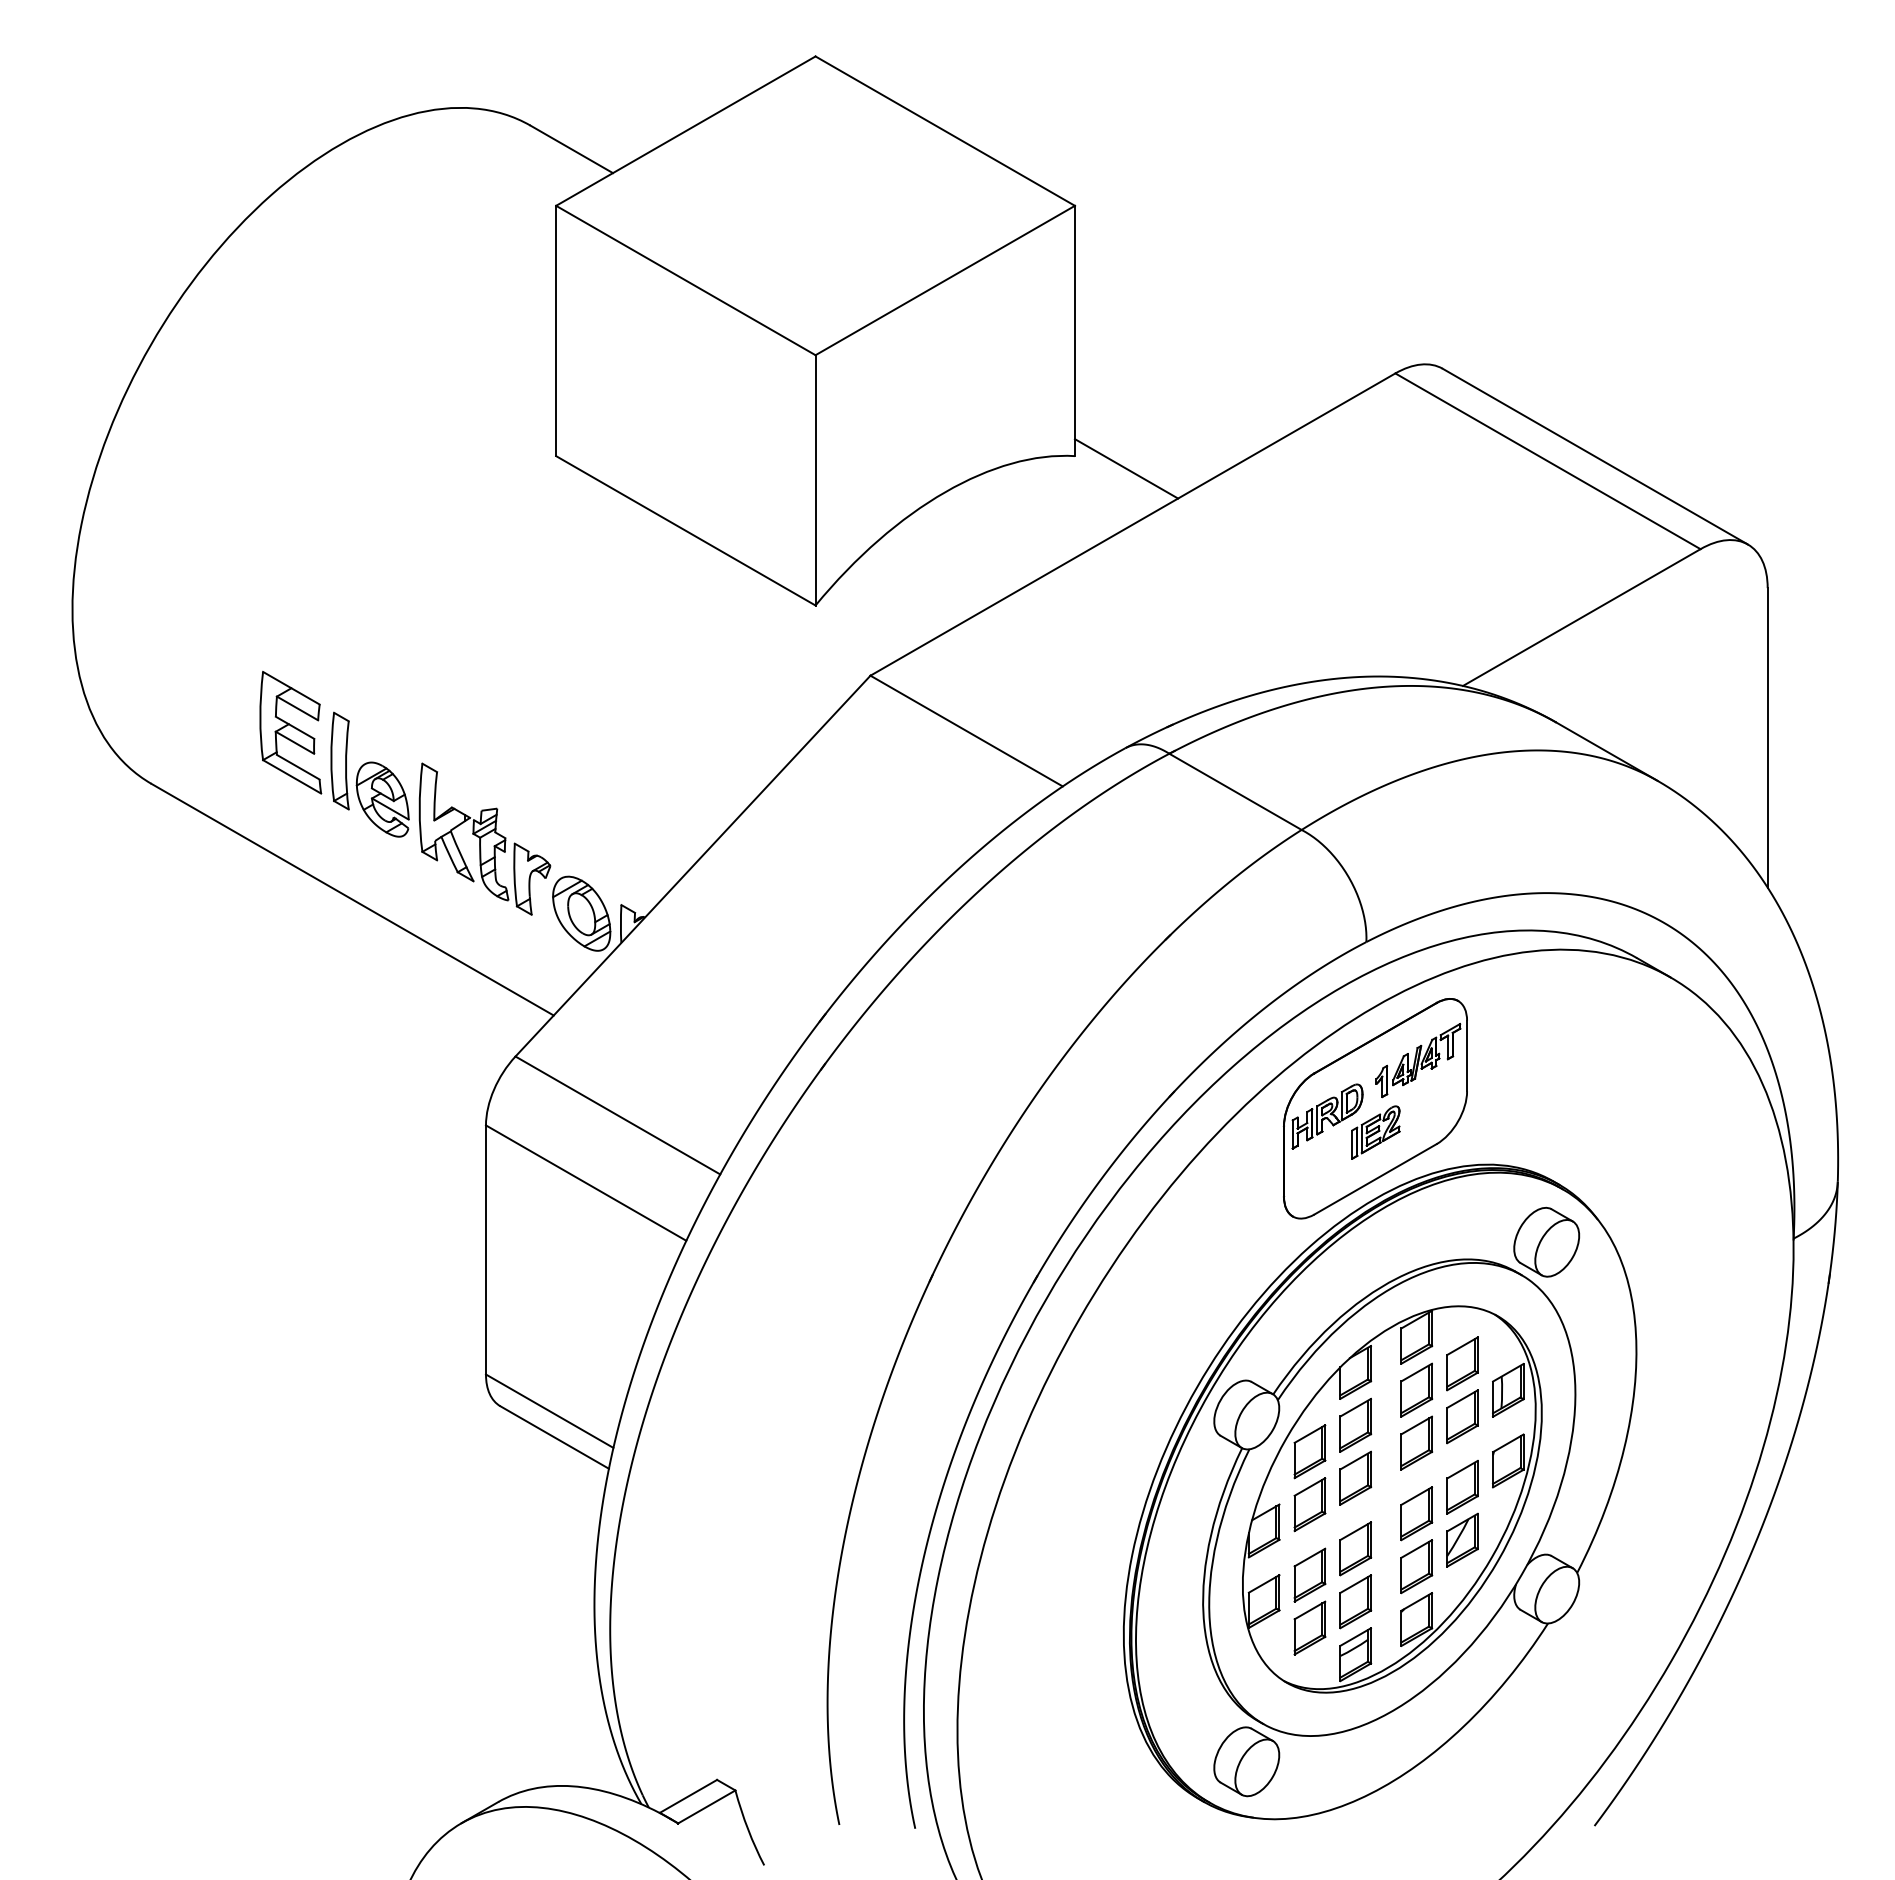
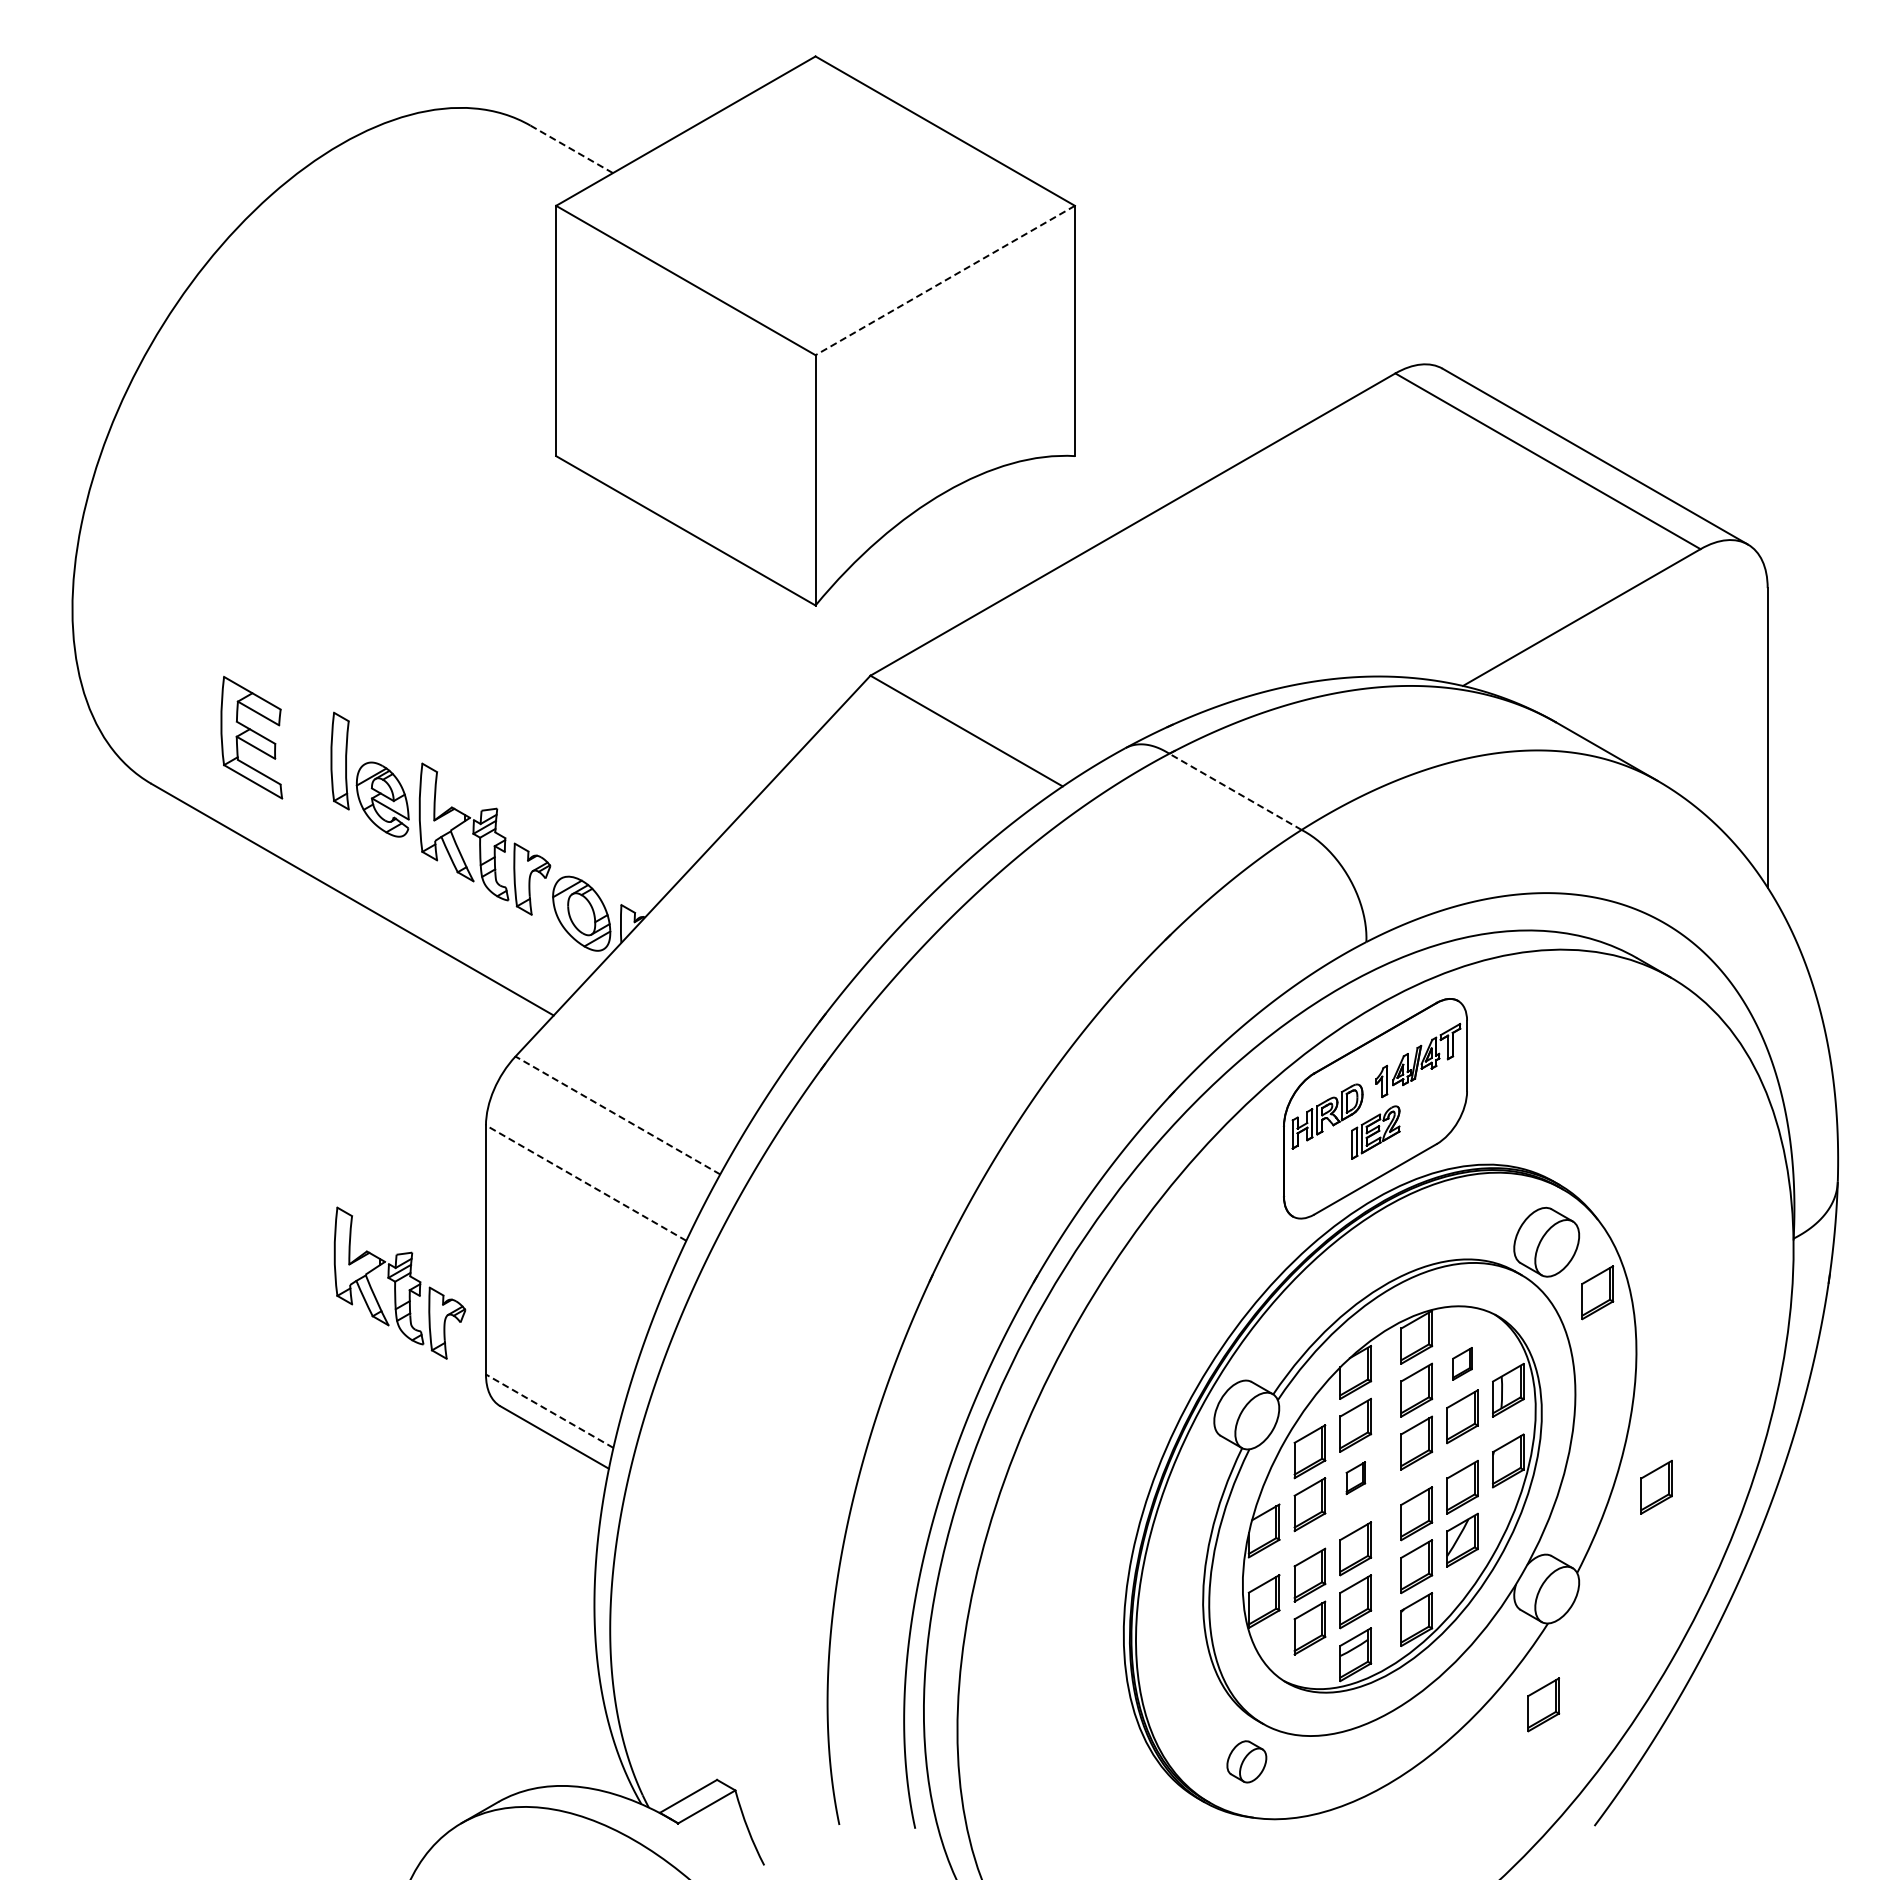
line: solid -> dashed (571, 149)
line: solid -> dashed (945, 280)
line: present -> none (1126, 468)
part position: (290, 732) -> (251, 737) (251, 737)
line: solid -> dashed (1235, 791)
line: solid -> dashed (617, 1115)
line: solid -> dashed (586, 1183)
part: none -> present (399, 1282)
part: none -> present (1597, 1292)
part size: 33x56 px -> 21x34 px (1462, 1363)
line: solid -> dashed (549, 1411)
part size: 34x56 px -> 22x35 px (1355, 1478)
part: none -> present (1656, 1487)
part: none -> present (1543, 1704)
part size: 68x72 px -> 42x44 px (1246, 1761)
